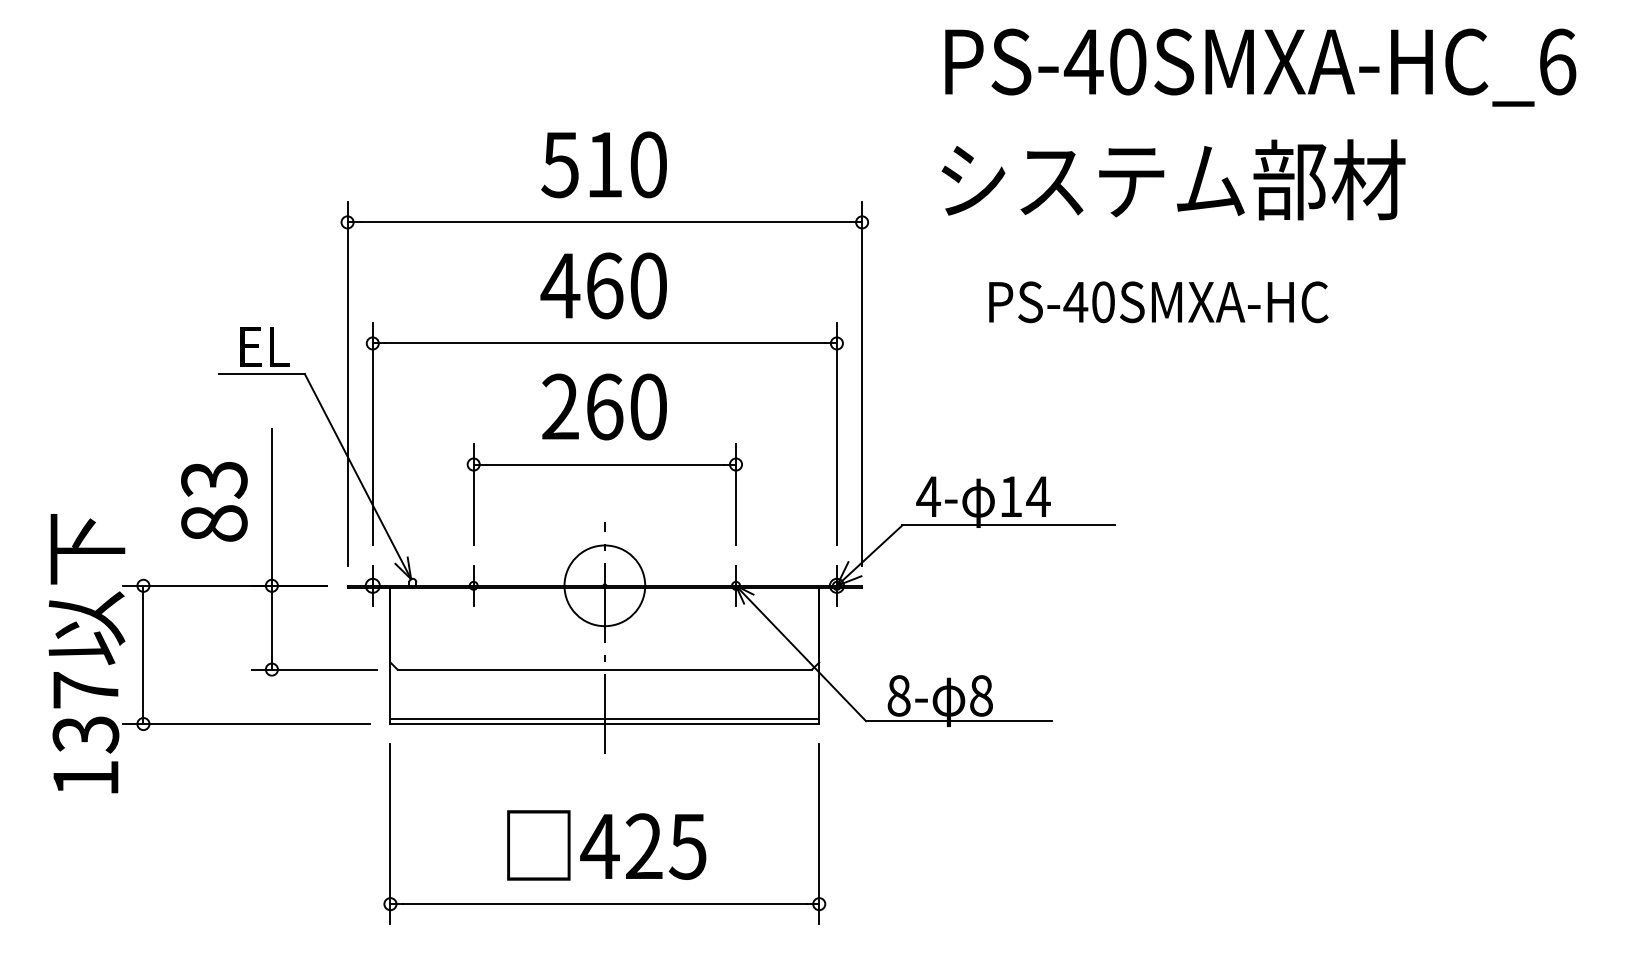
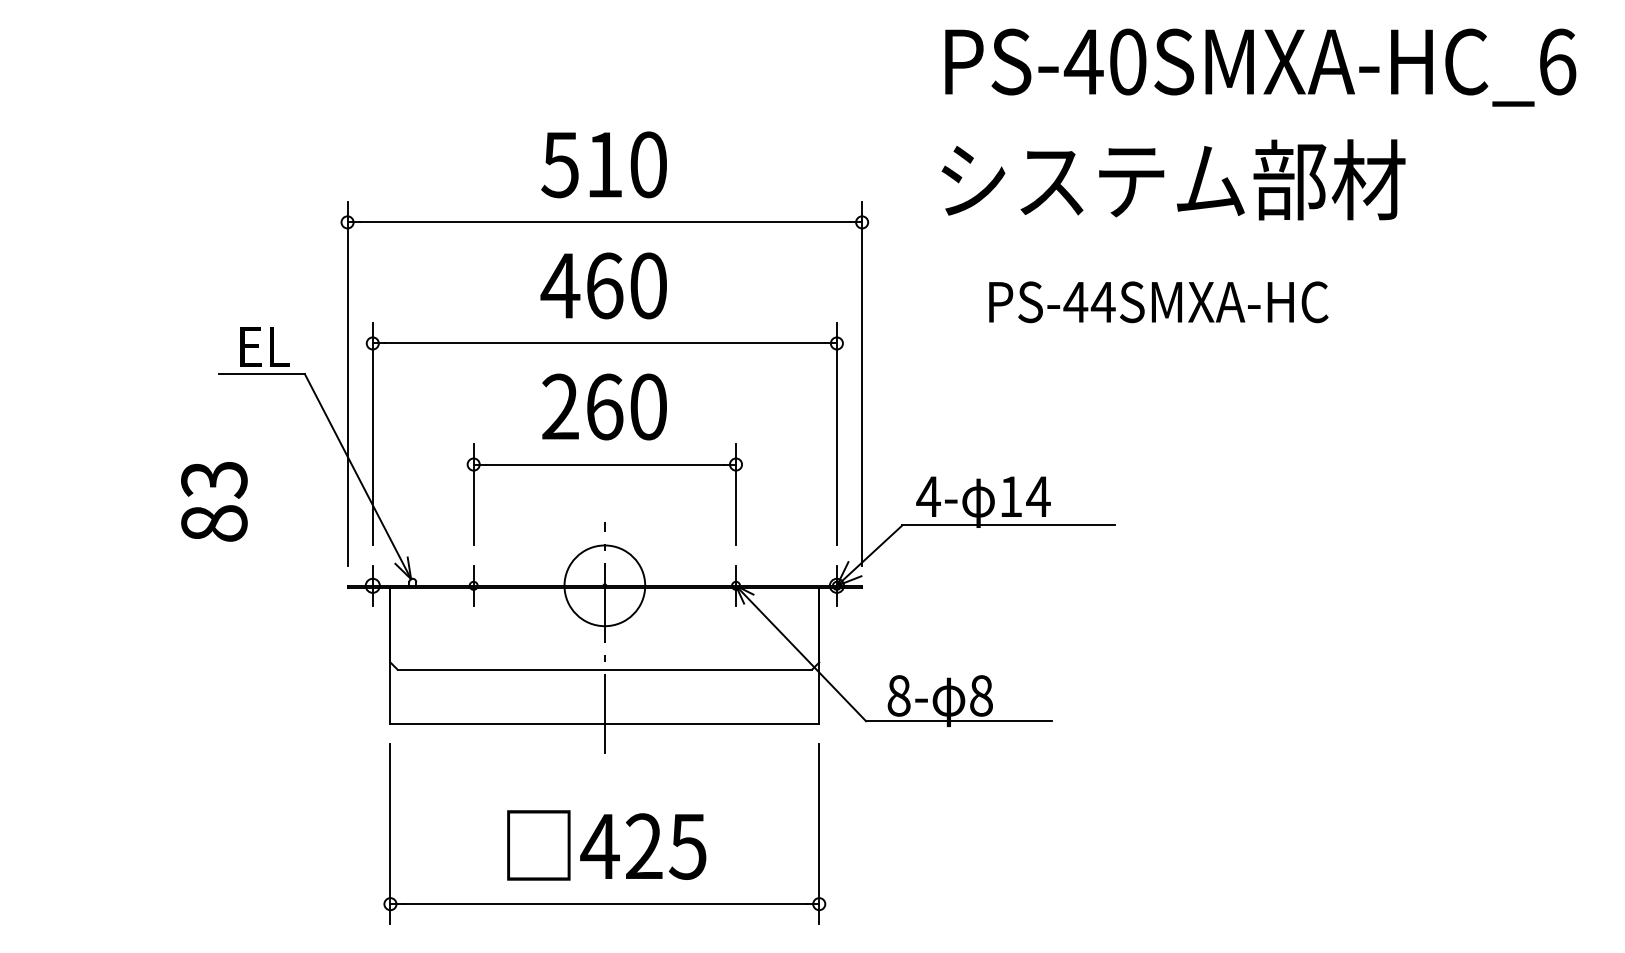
text: PS-40SMXA-HC -> PS-44SMXA-HC (1102, 302)
part: present -> none (212, 586)
line: present -> none (604, 718)
